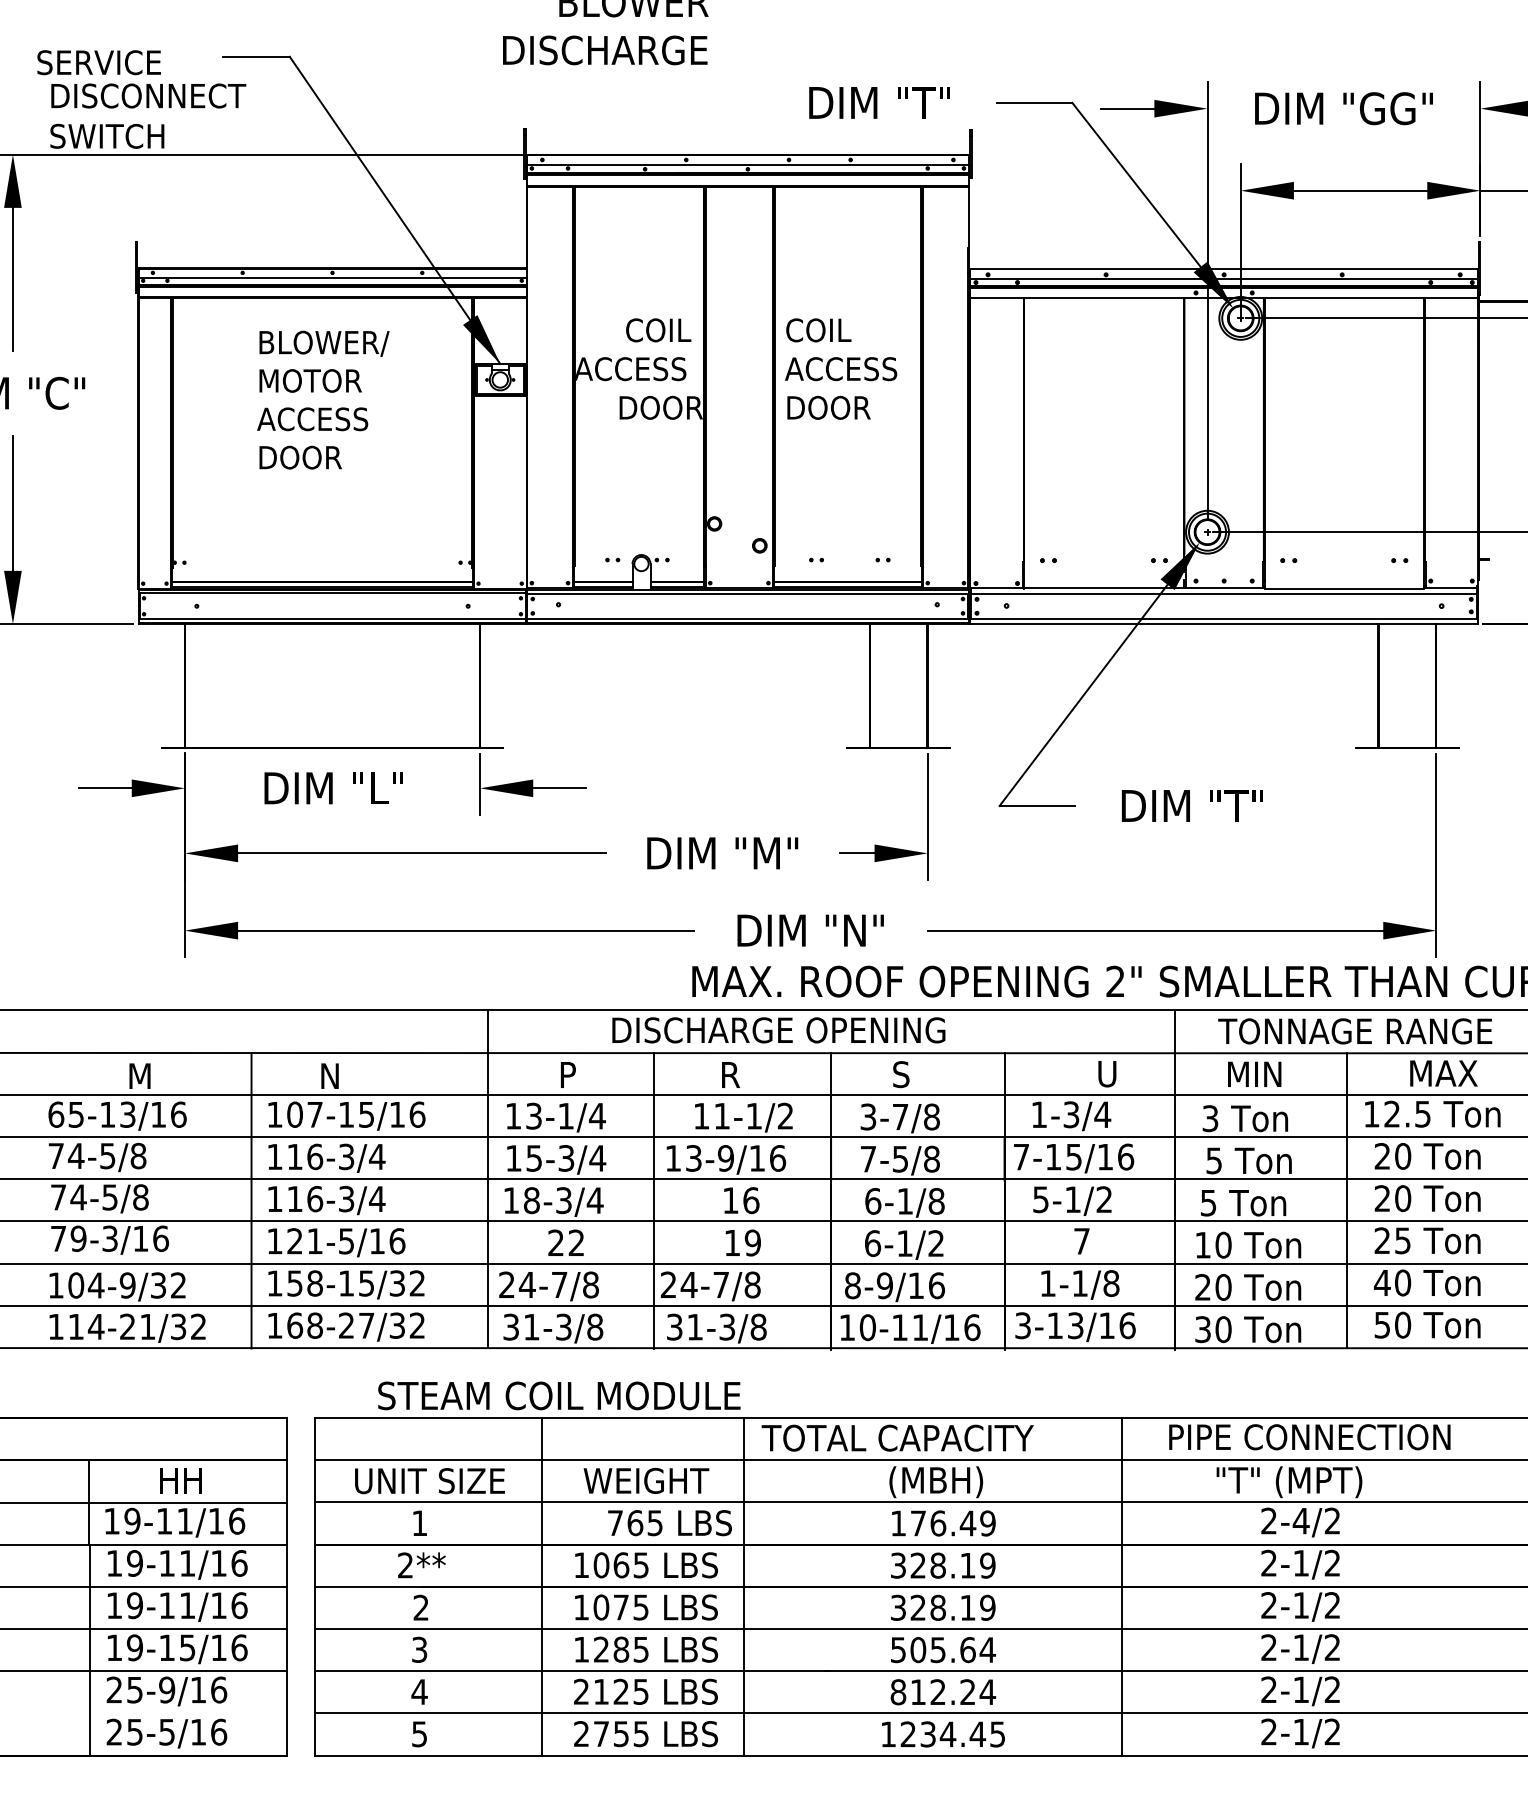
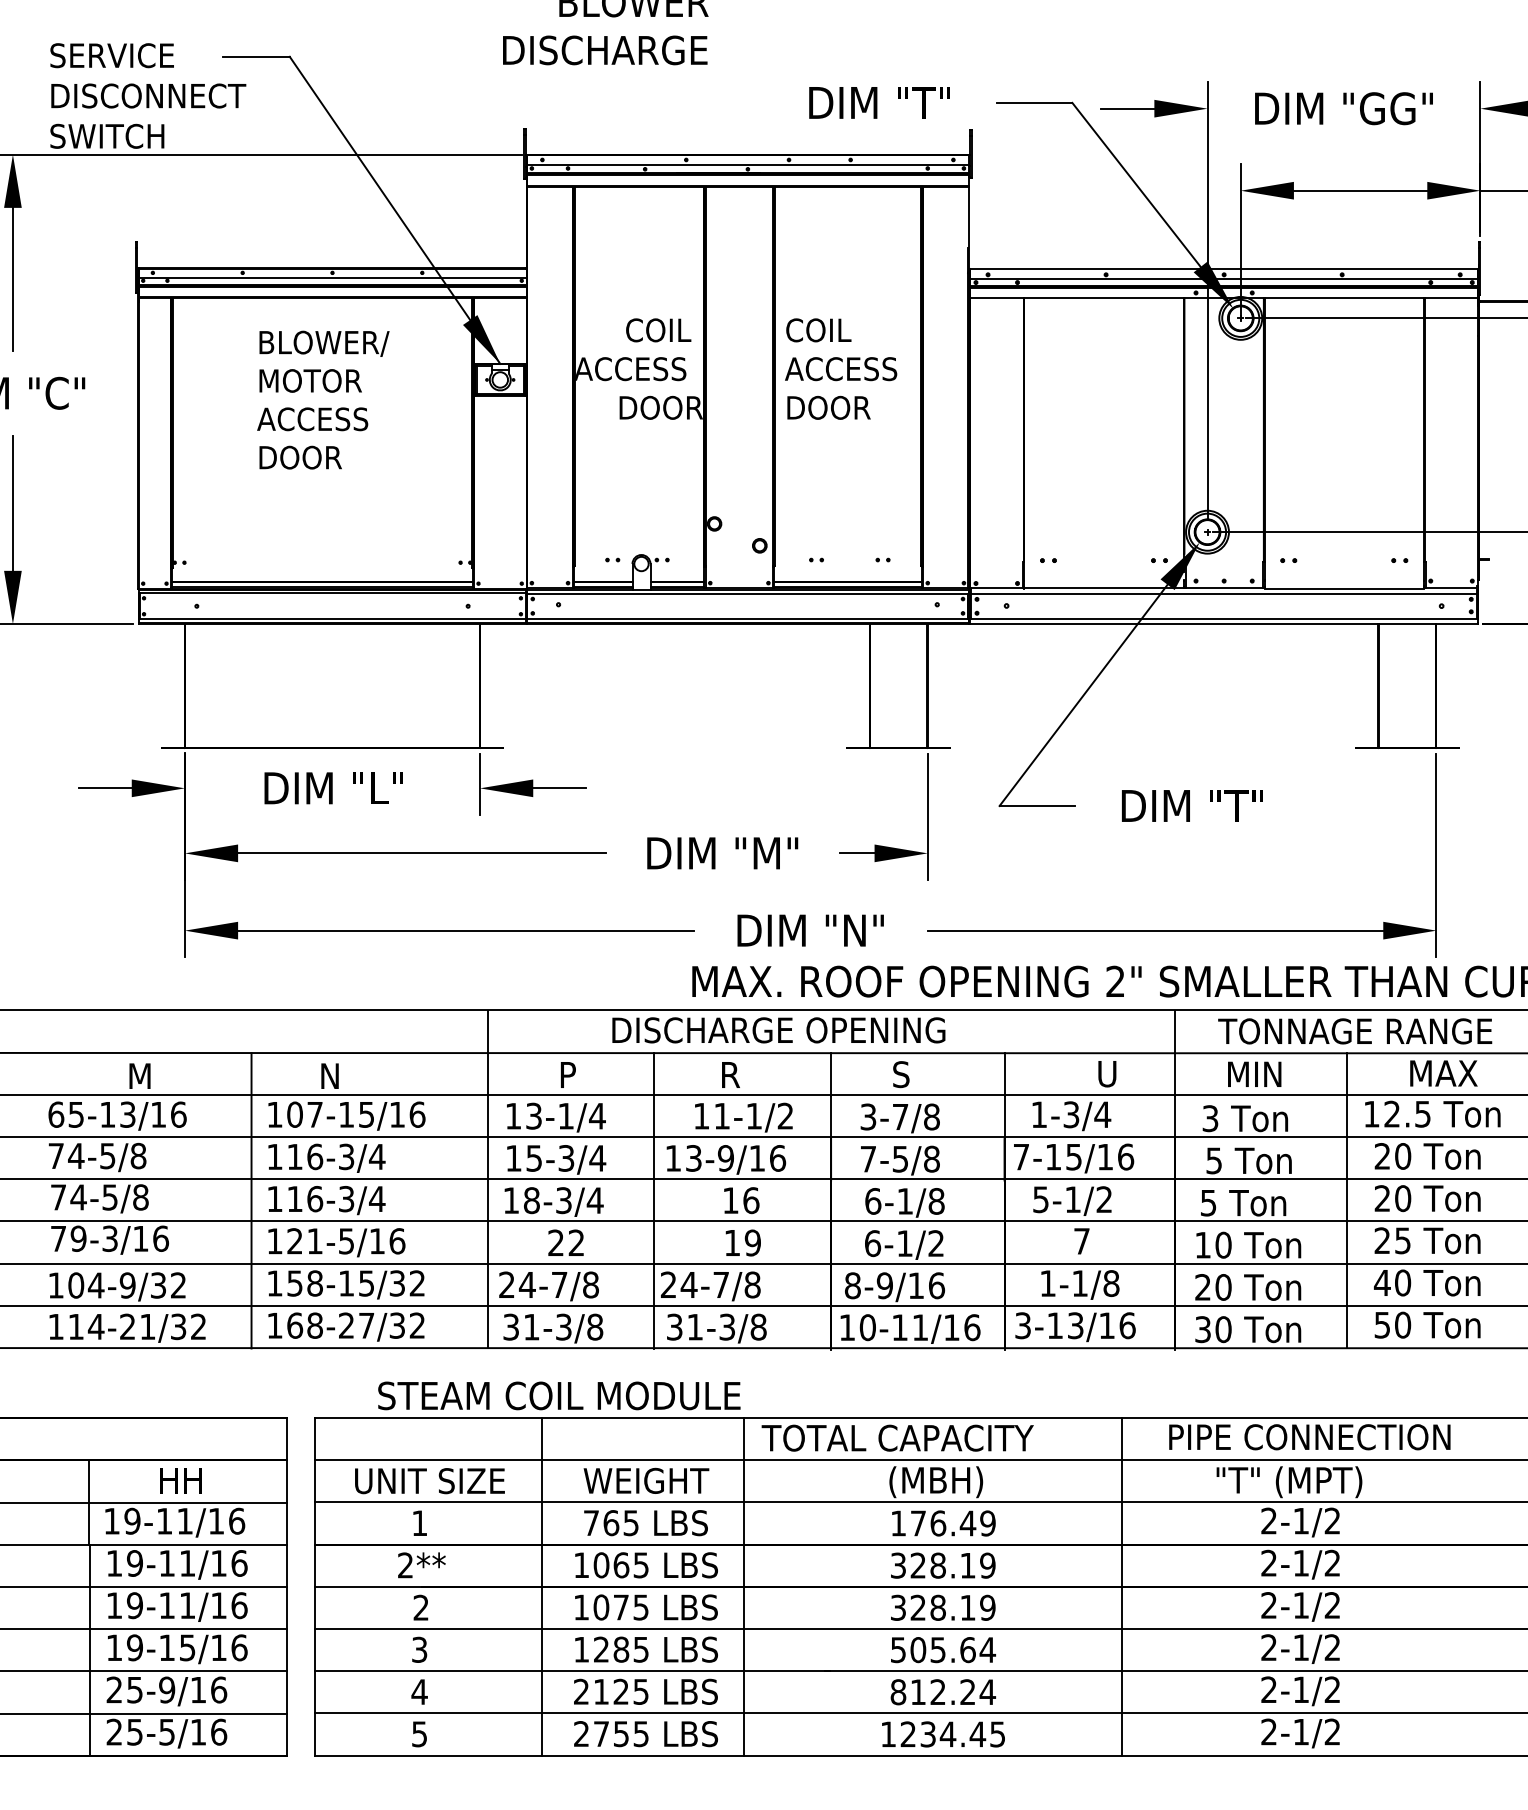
text position: (98, 62) -> (111, 55) (111, 55)
text: 2-4/2 -> 2-1/2 (1300, 1521)
text position: (669, 1523) -> (645, 1523) (645, 1523)
line: none -> present (144, 1713)
